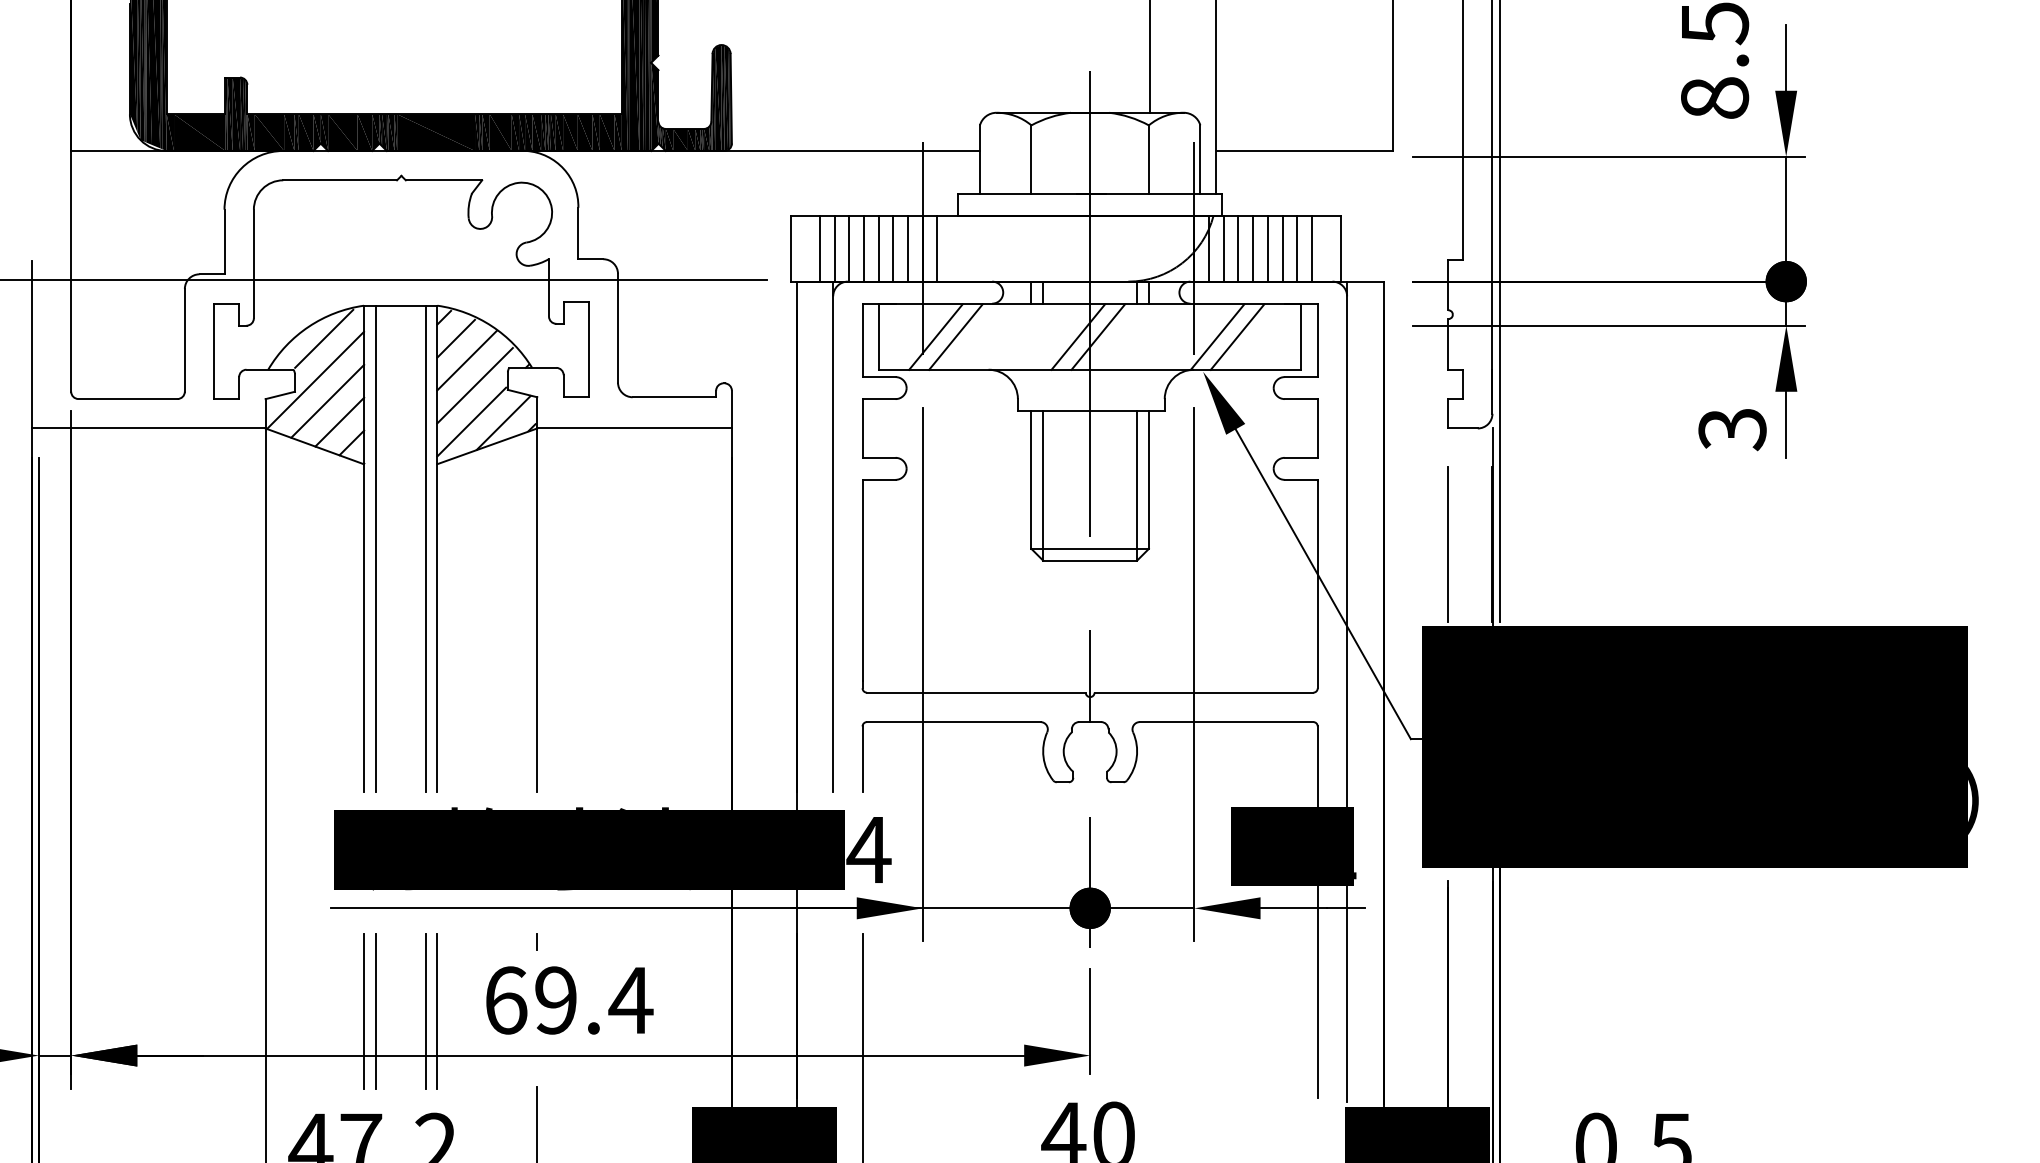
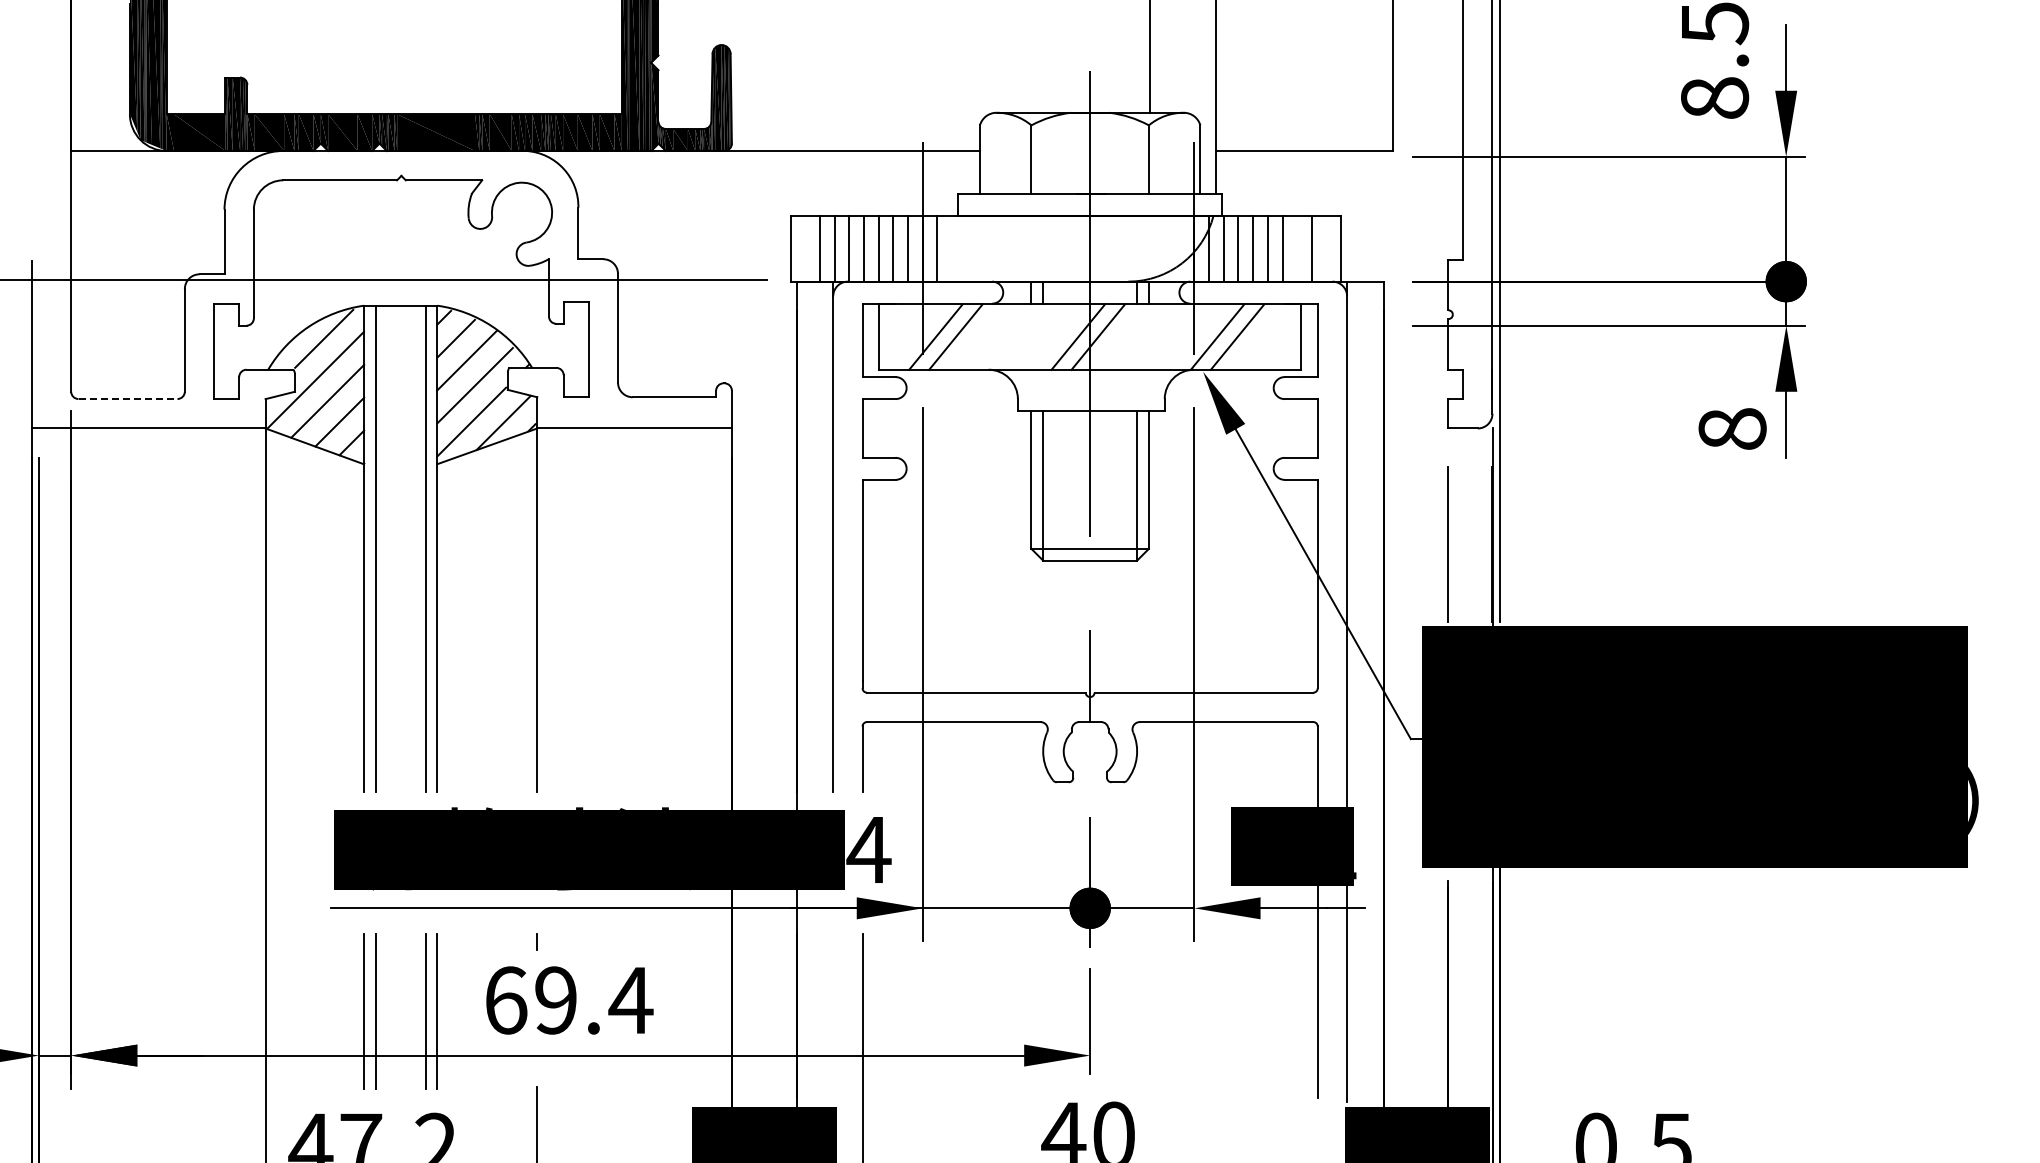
line: present -> none (1297, 248)
line: solid -> dashed (128, 399)
text: 3 -> 8 (1732, 429)
